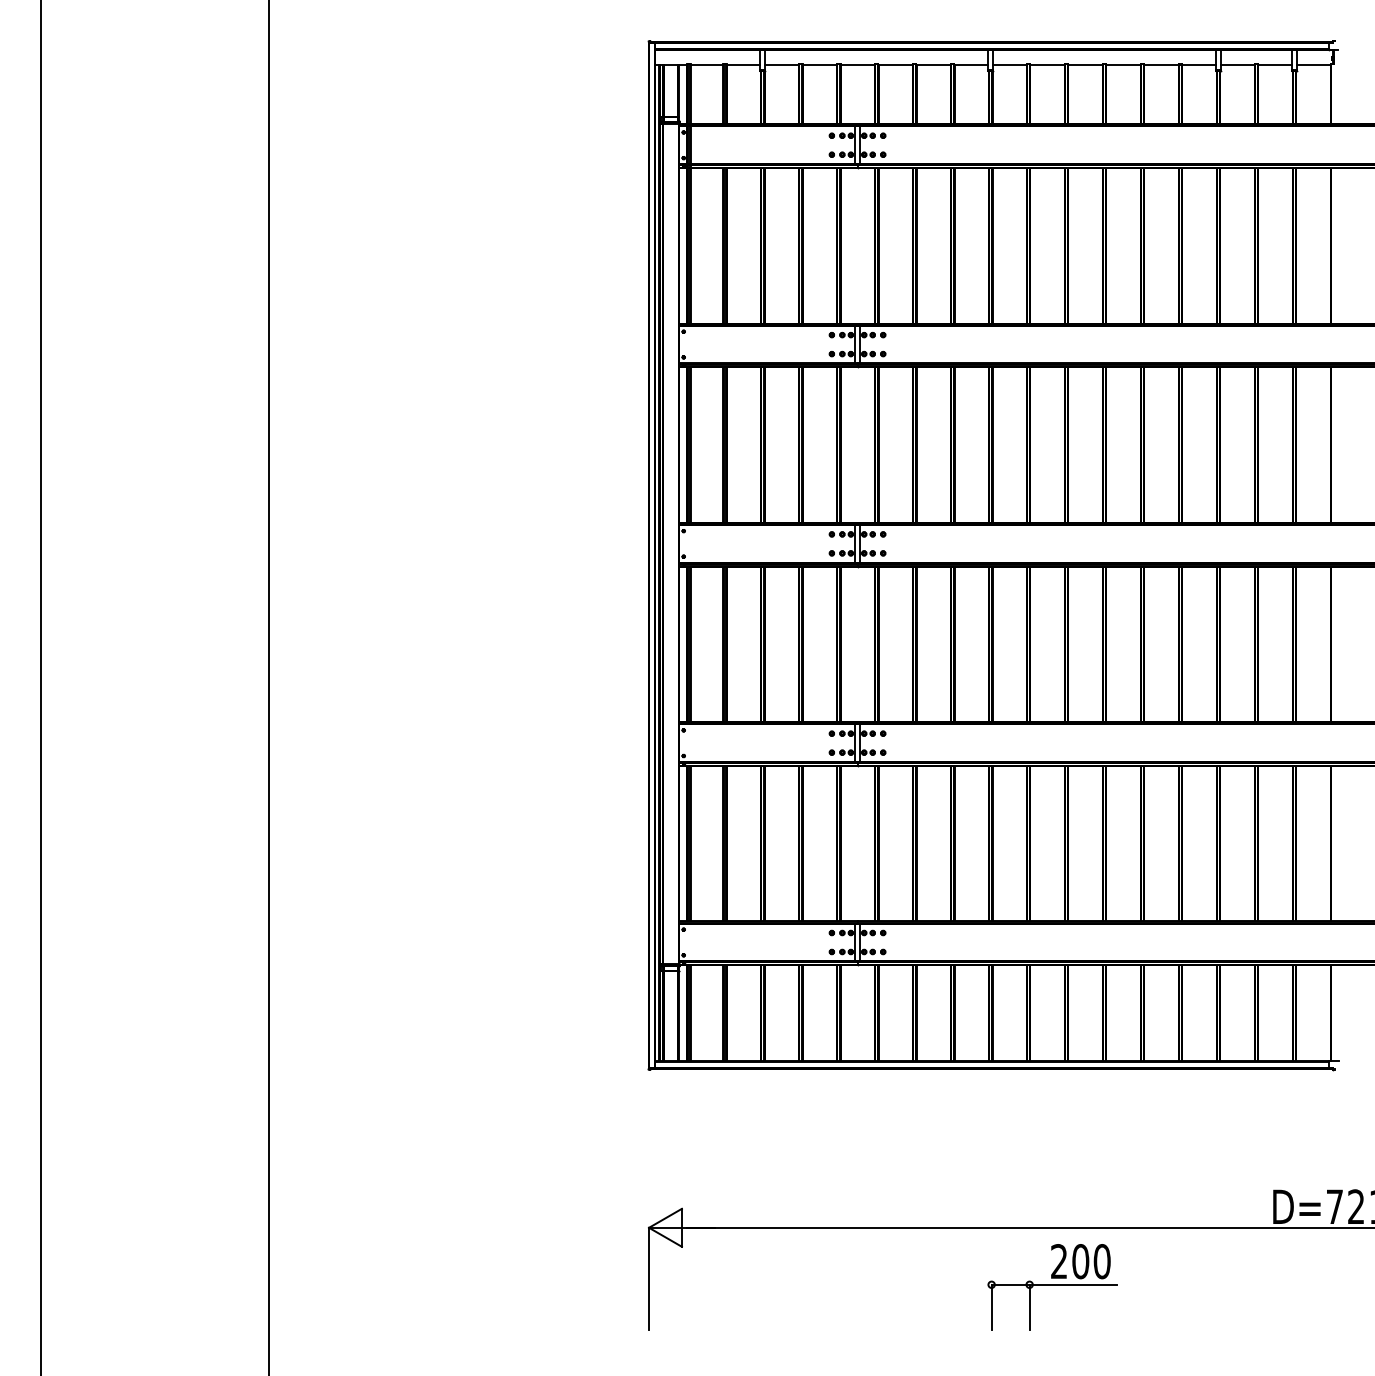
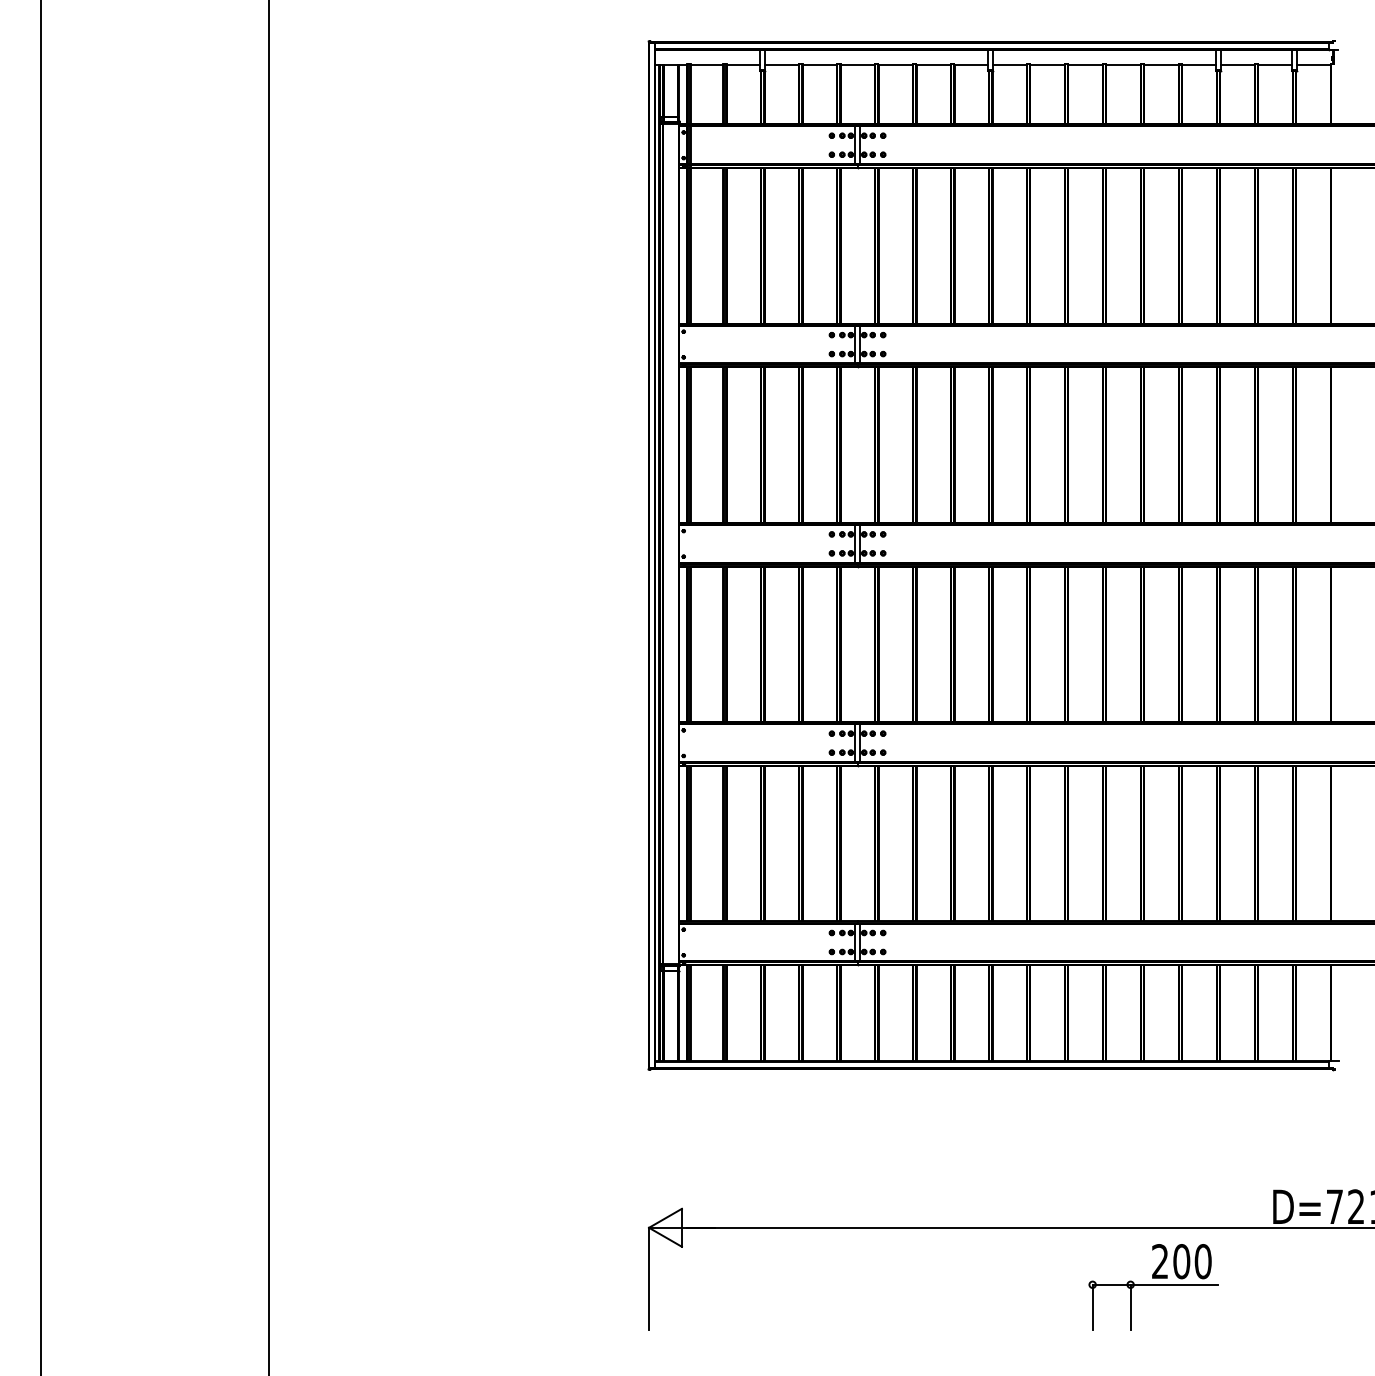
part position: (1052, 1287) -> (1153, 1287) (1153, 1287)
